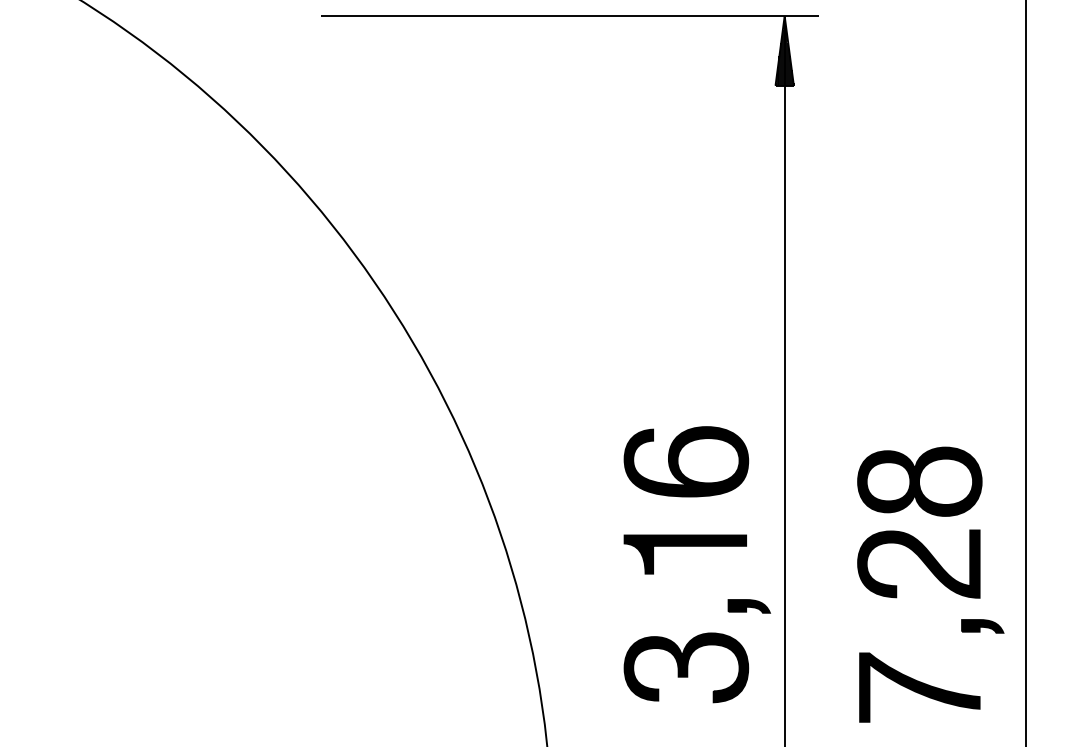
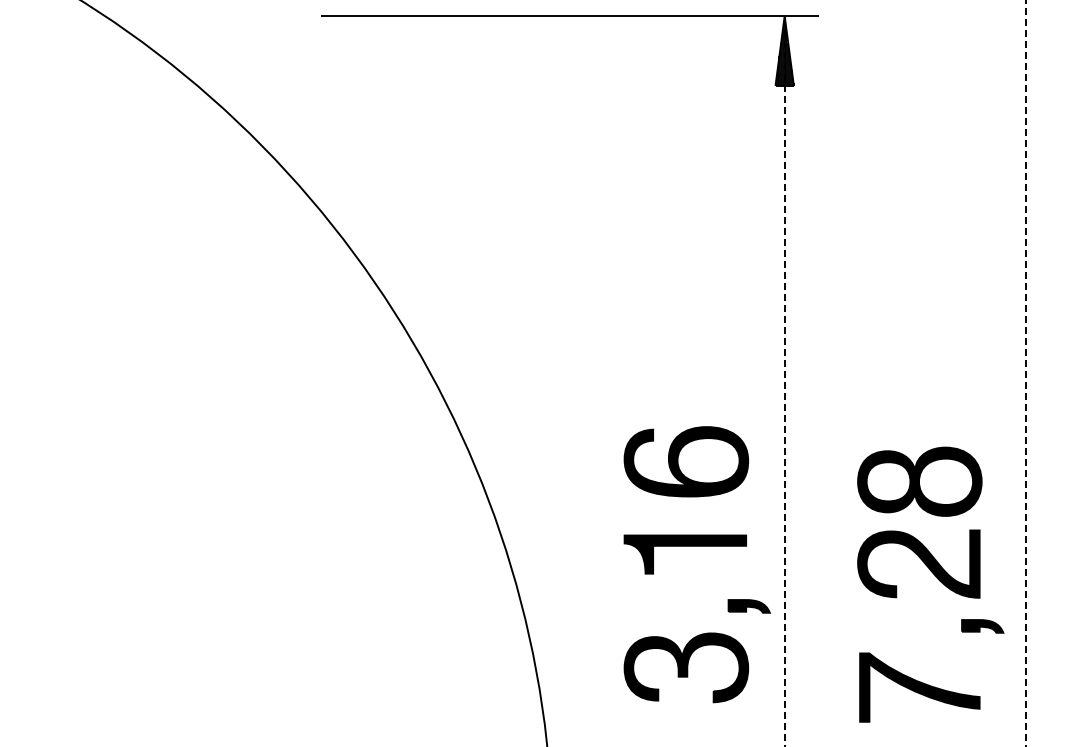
line: solid -> dashed (1025, 373)
line: solid -> dashed (784, 381)
